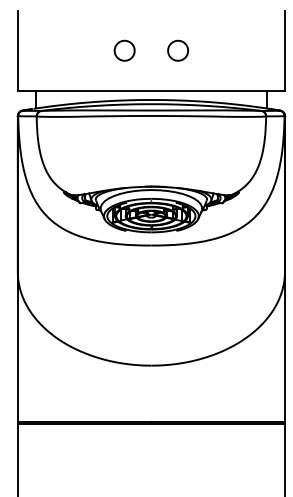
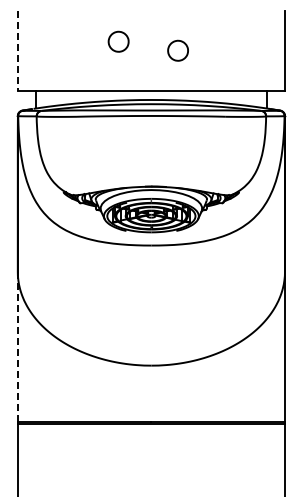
part position: (124, 50) -> (118, 41) (118, 41)
line: solid -> dashed (17, 51)
line: solid -> dashed (17, 347)
